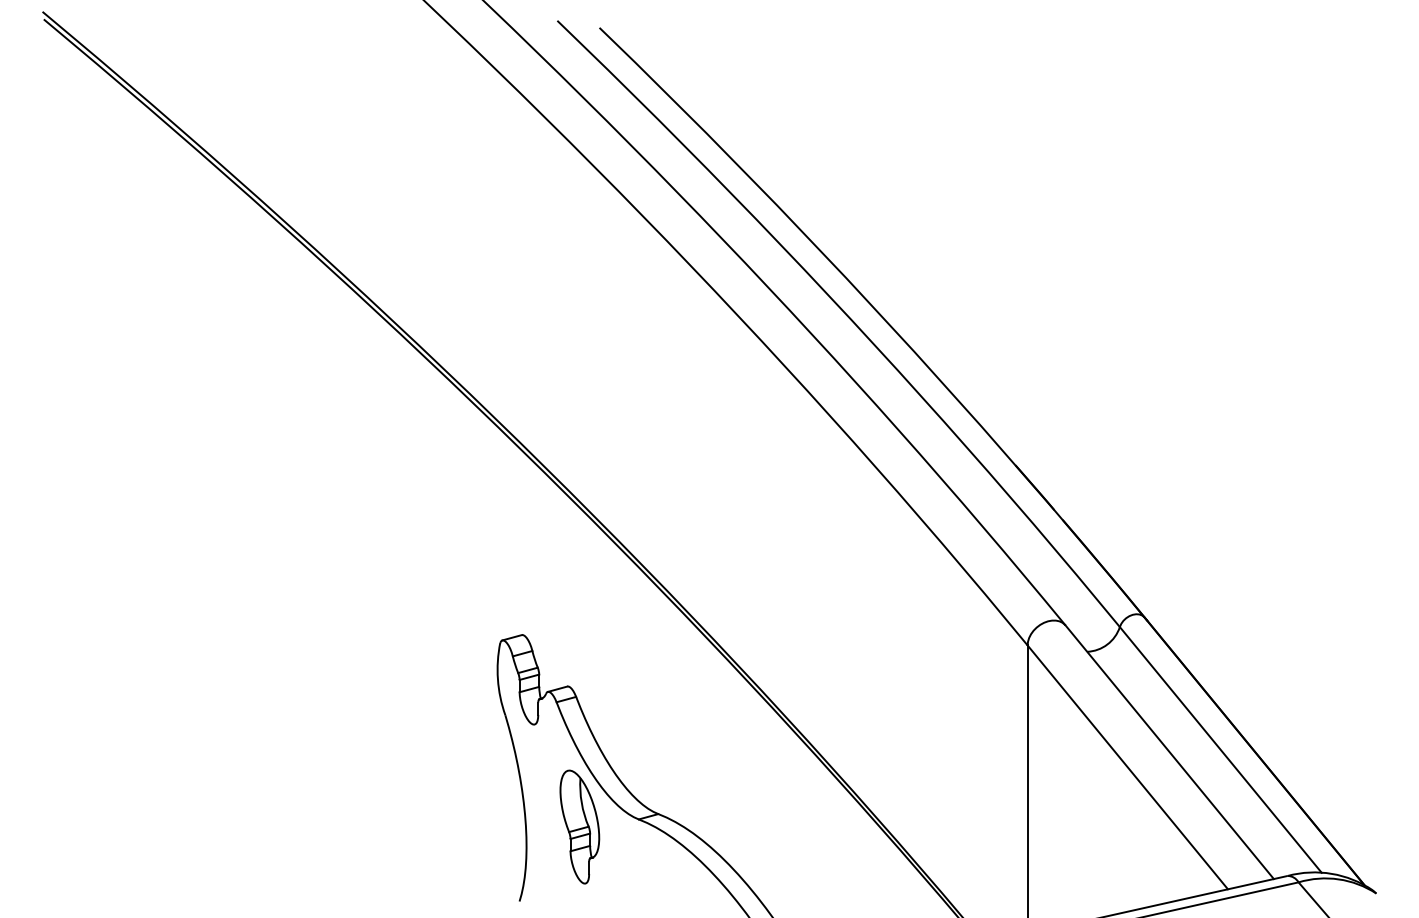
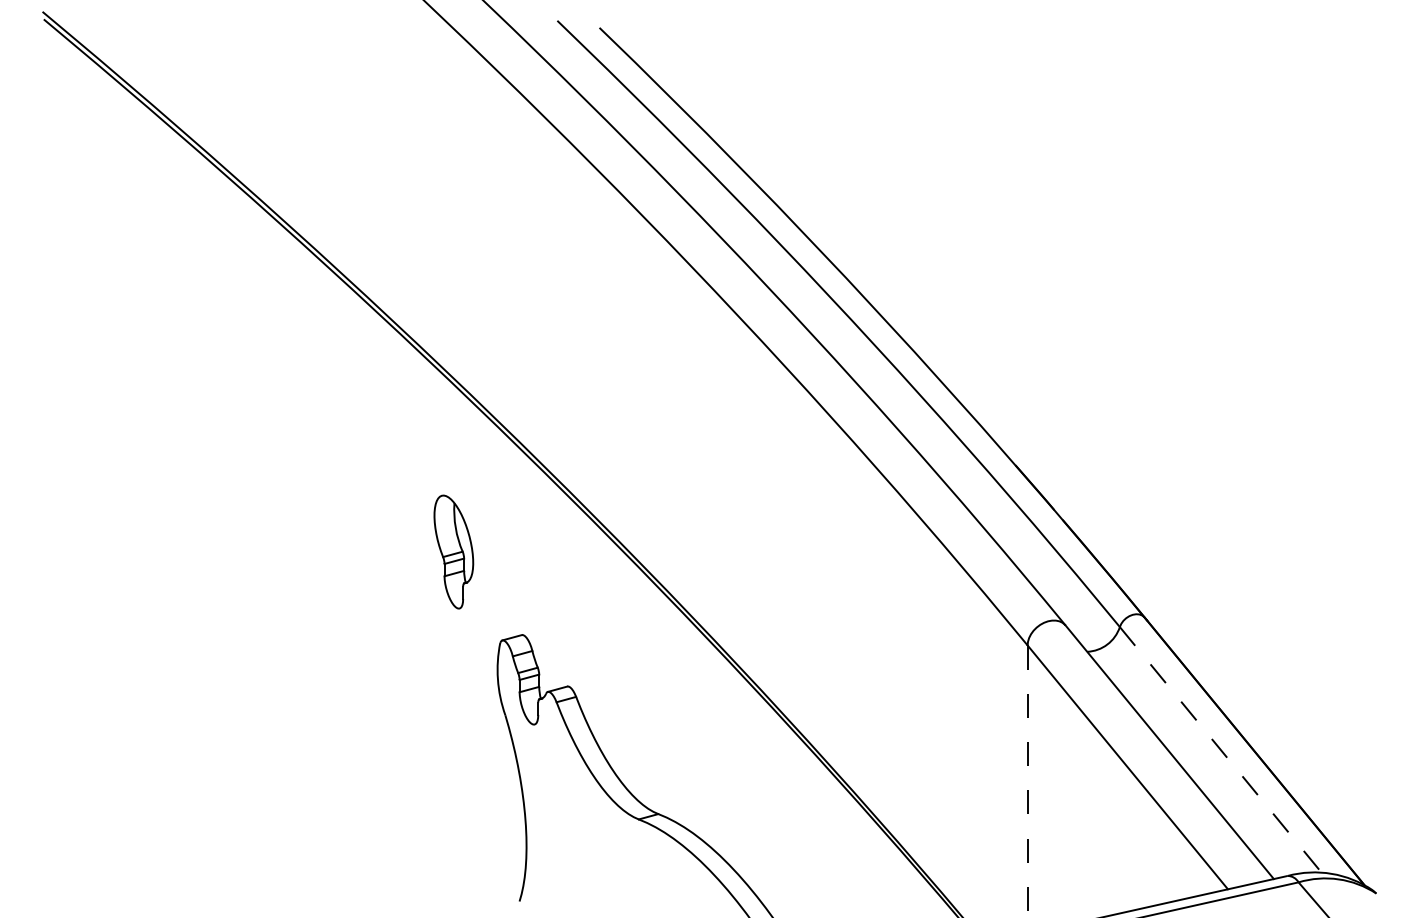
line: solid -> dashed (1221, 750)
line: solid -> dashed (1027, 781)
part position: (579, 826) -> (453, 551) (453, 551)
